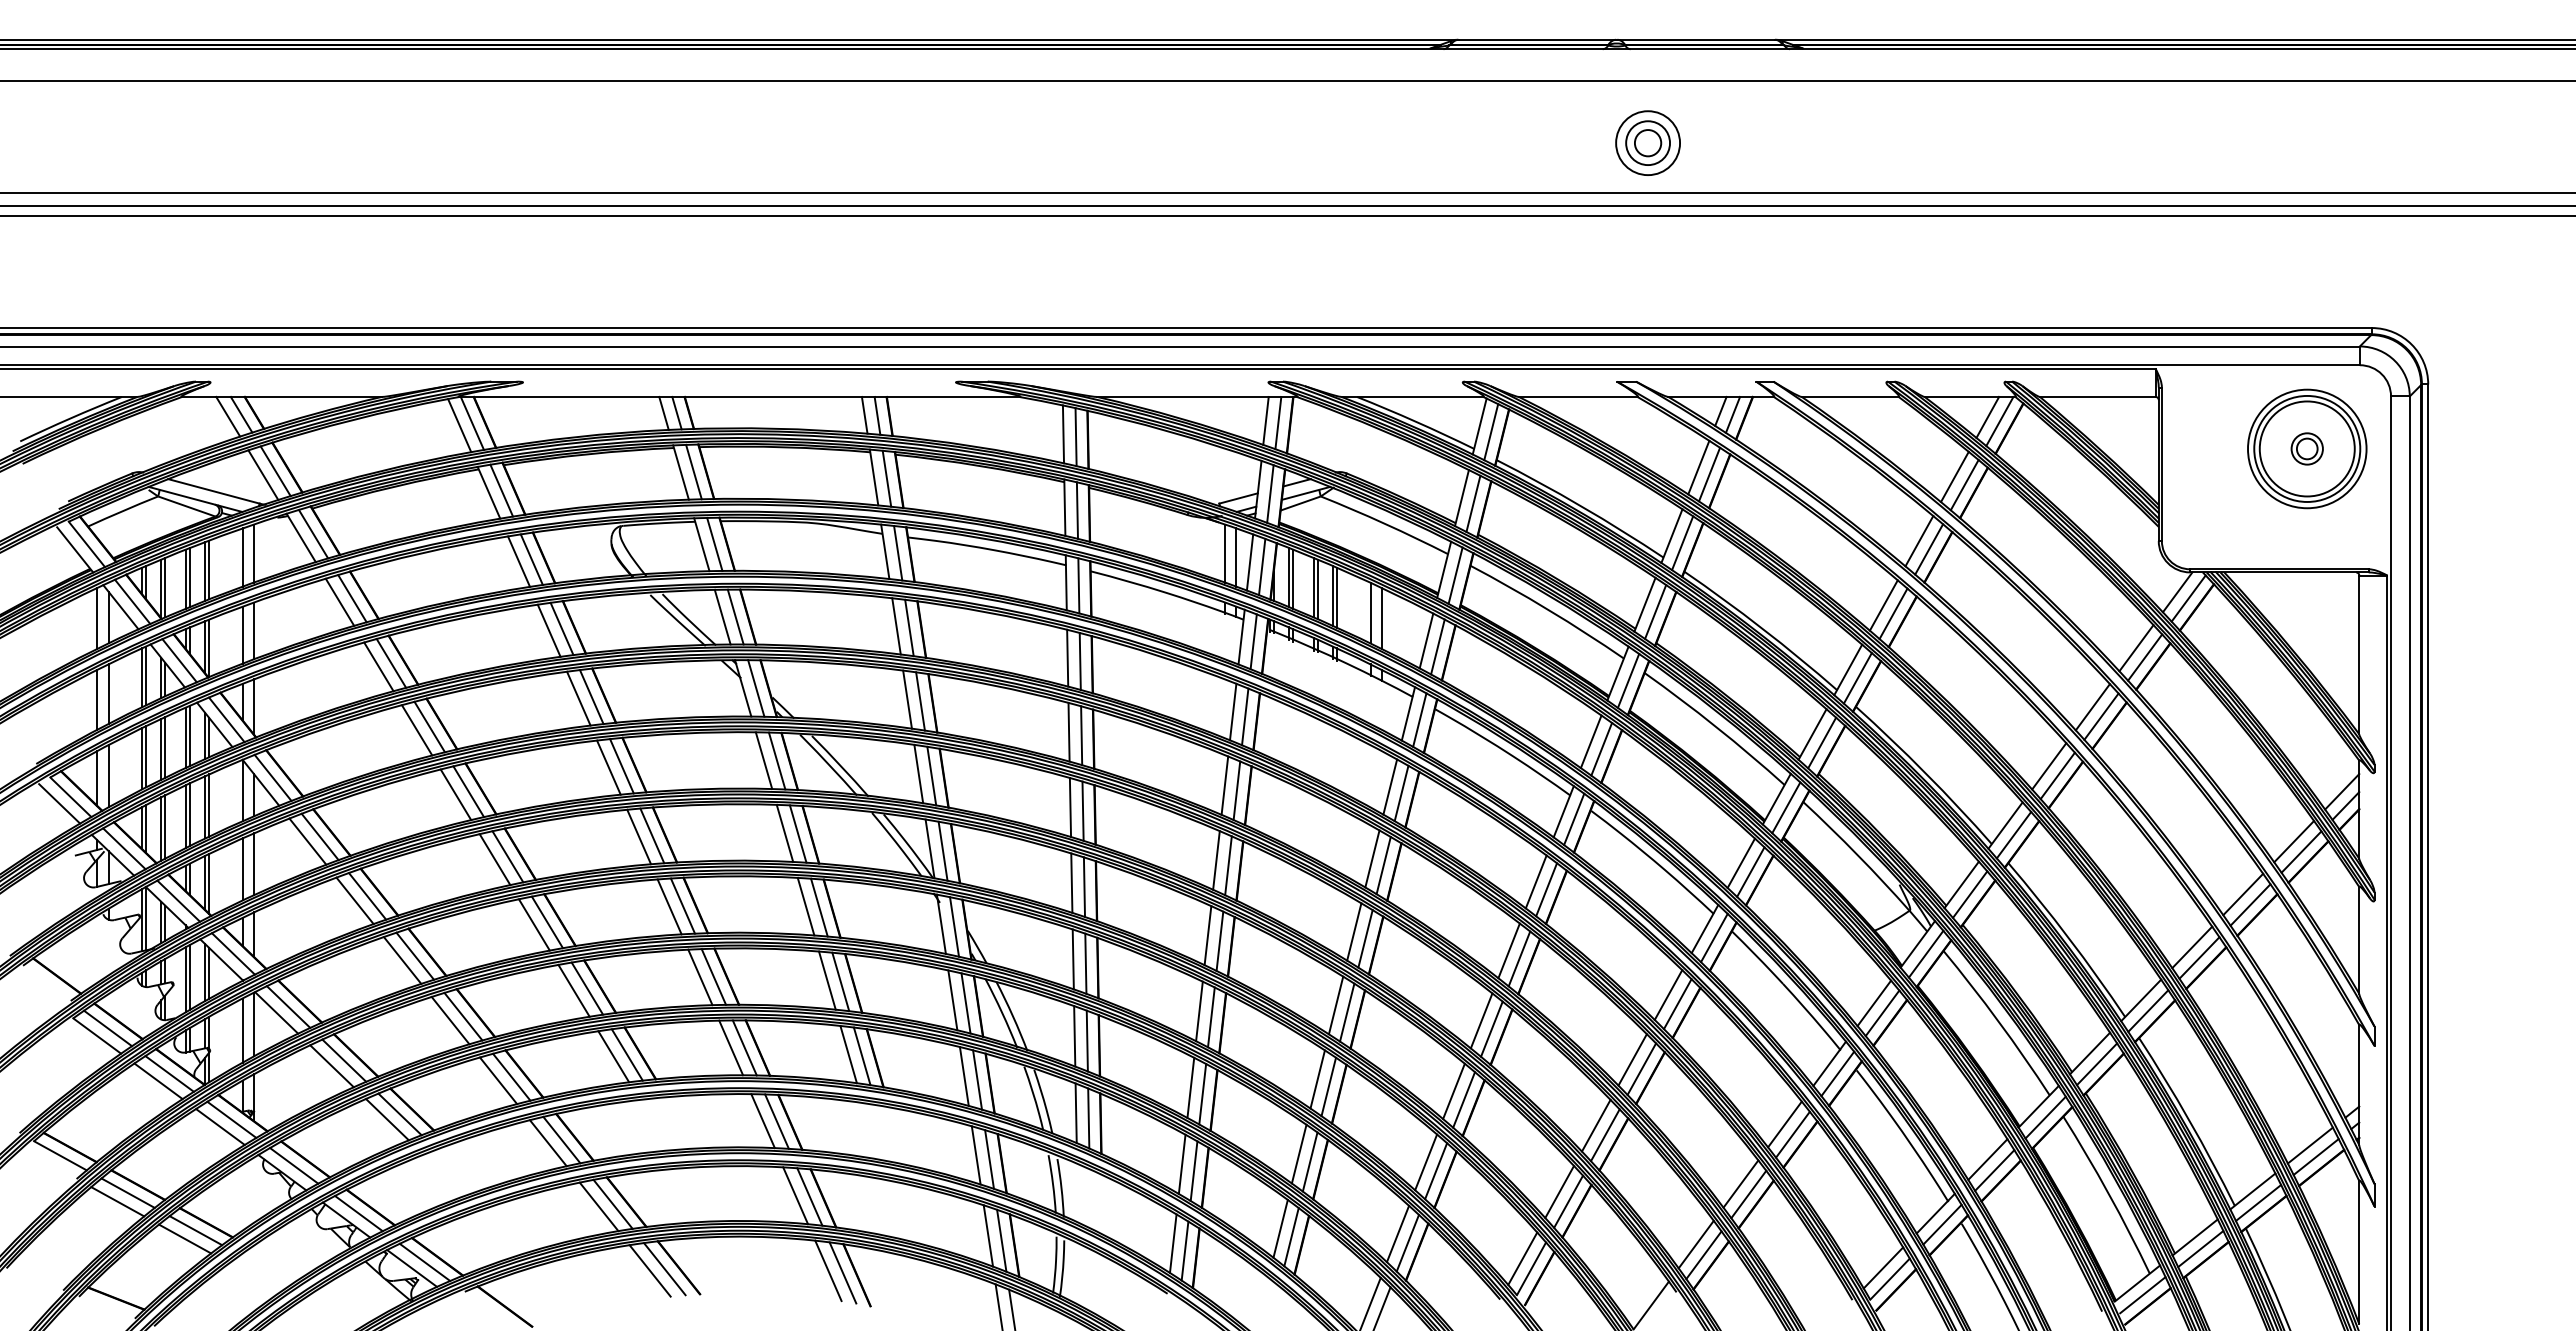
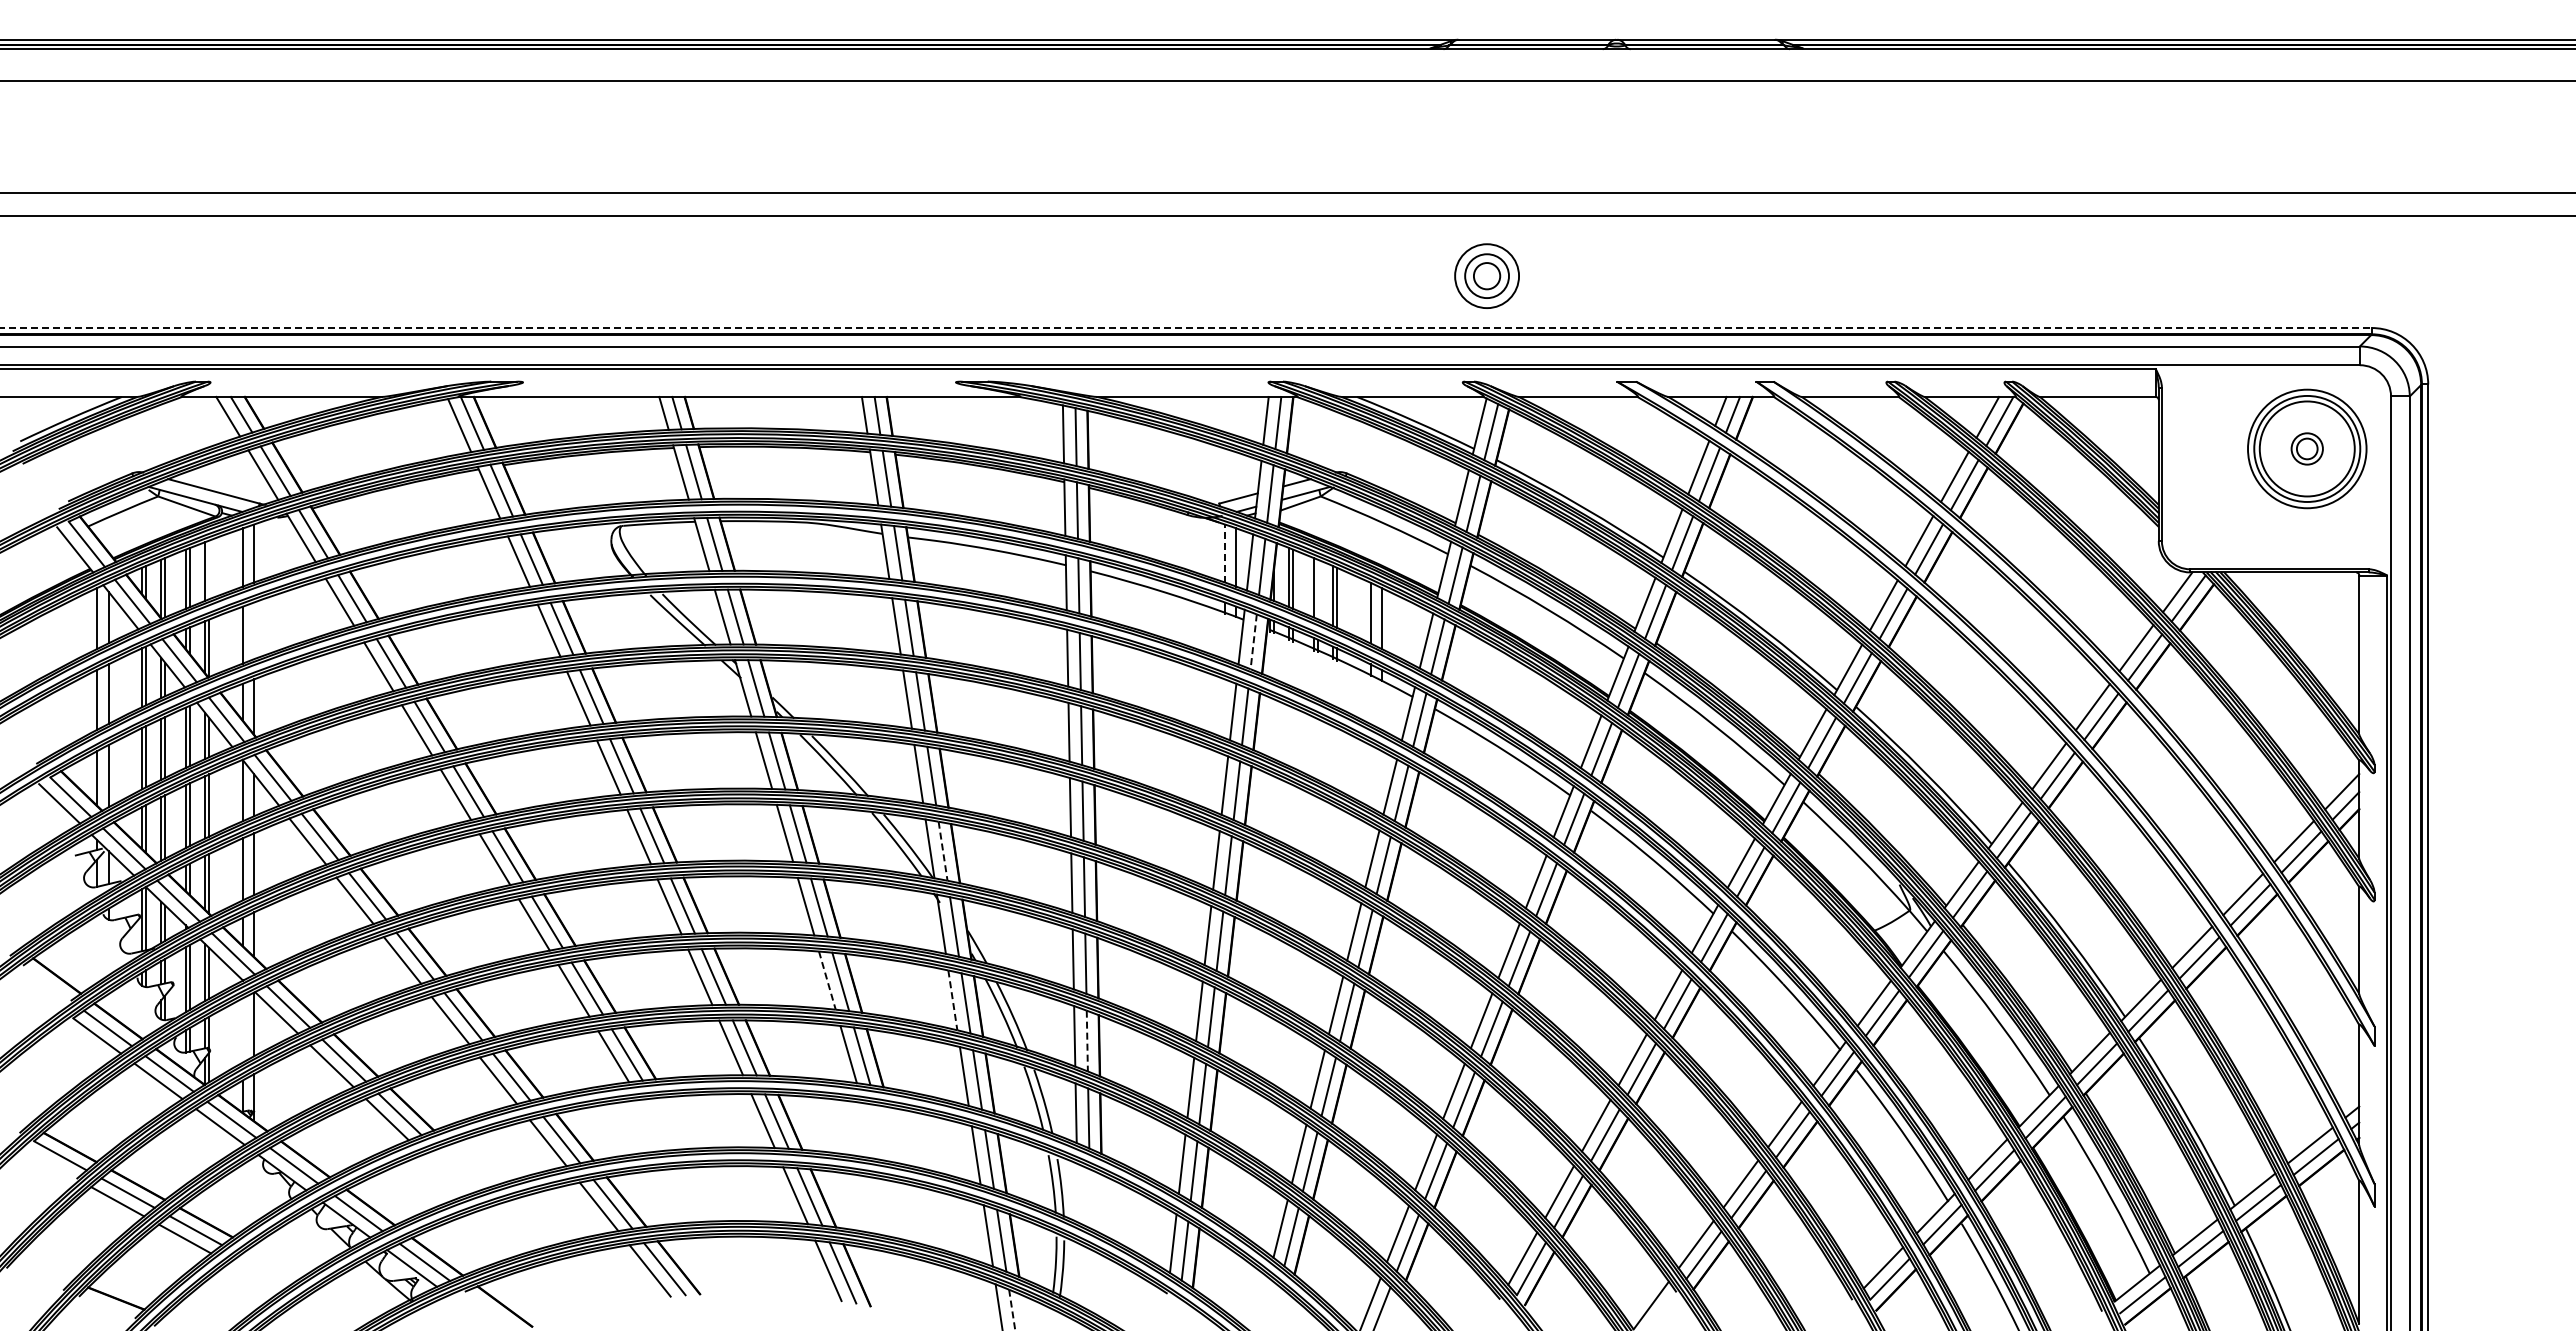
part position: (1647, 142) -> (1486, 275) (1486, 275)
line: present -> none (1287, 205)
line: solid -> dashed (1185, 328)
line: solid -> dashed (1225, 553)
line: present -> none (209, 569)
line: present -> none (1317, 589)
line: present -> none (253, 630)
line: solid -> dashed (1253, 641)
line: solid -> dashed (943, 851)
line: solid -> dashed (827, 981)
line: solid -> dashed (952, 1000)
line: present -> none (242, 1030)
line: solid -> dashed (1087, 1041)
line: solid -> dashed (1012, 1310)
